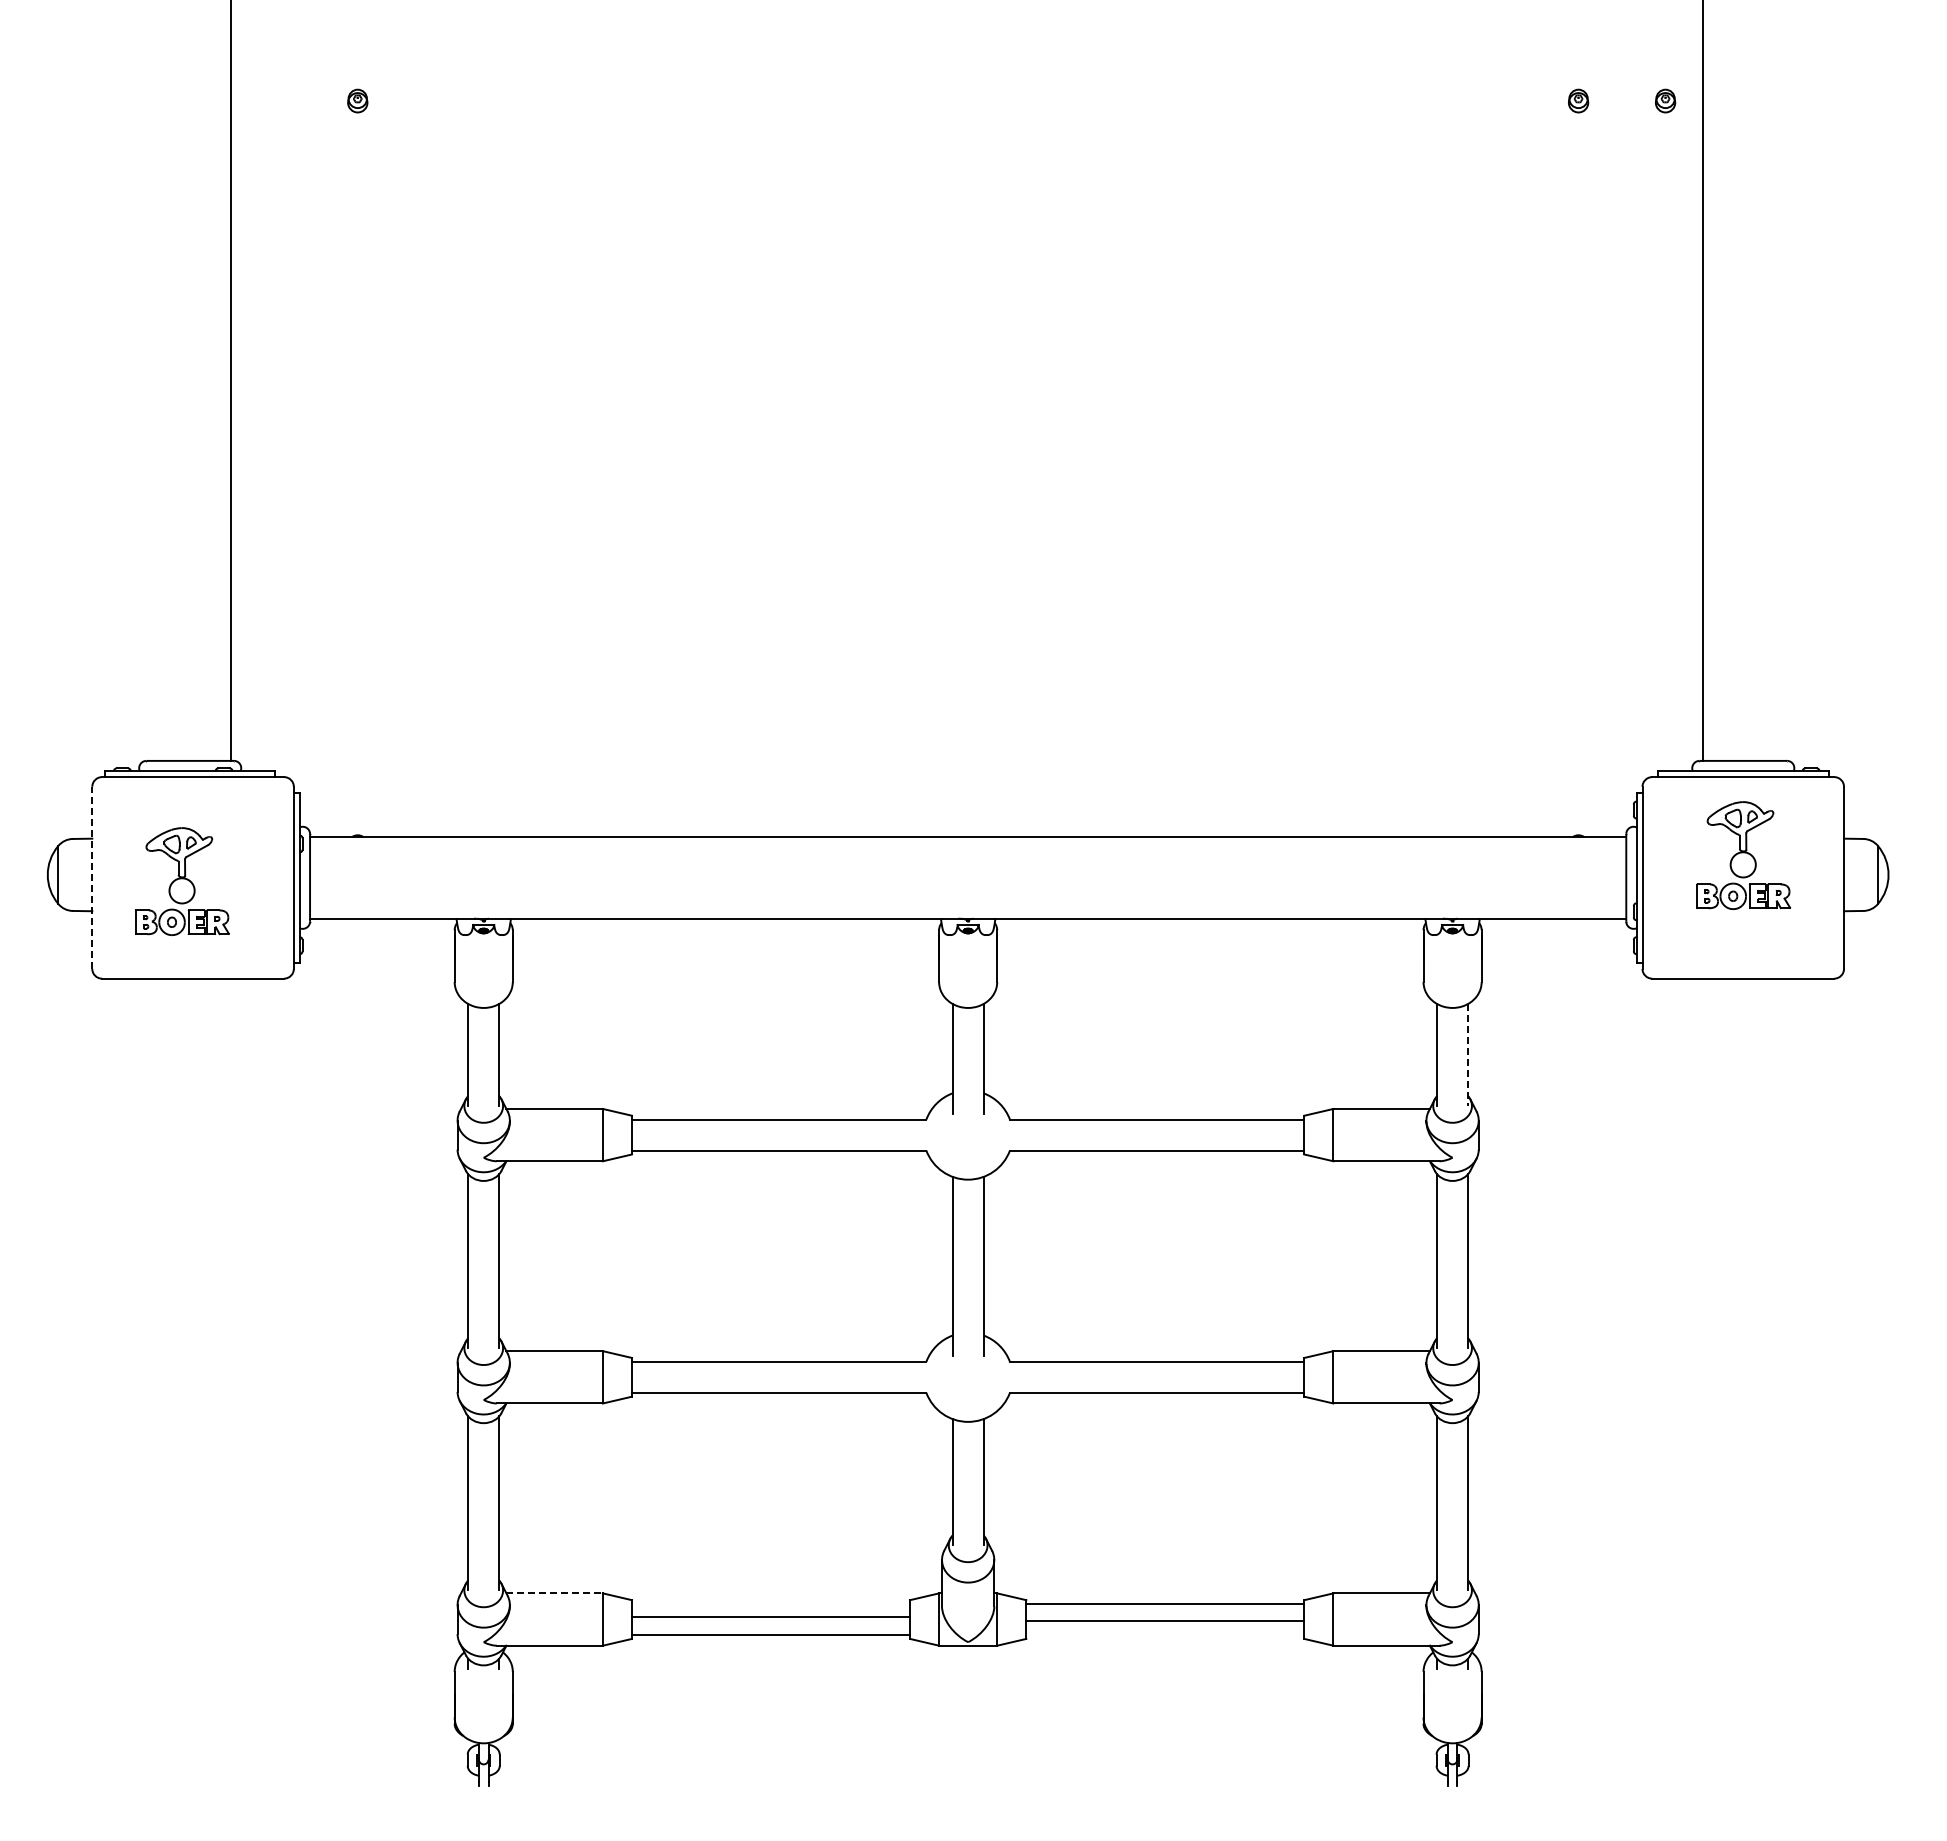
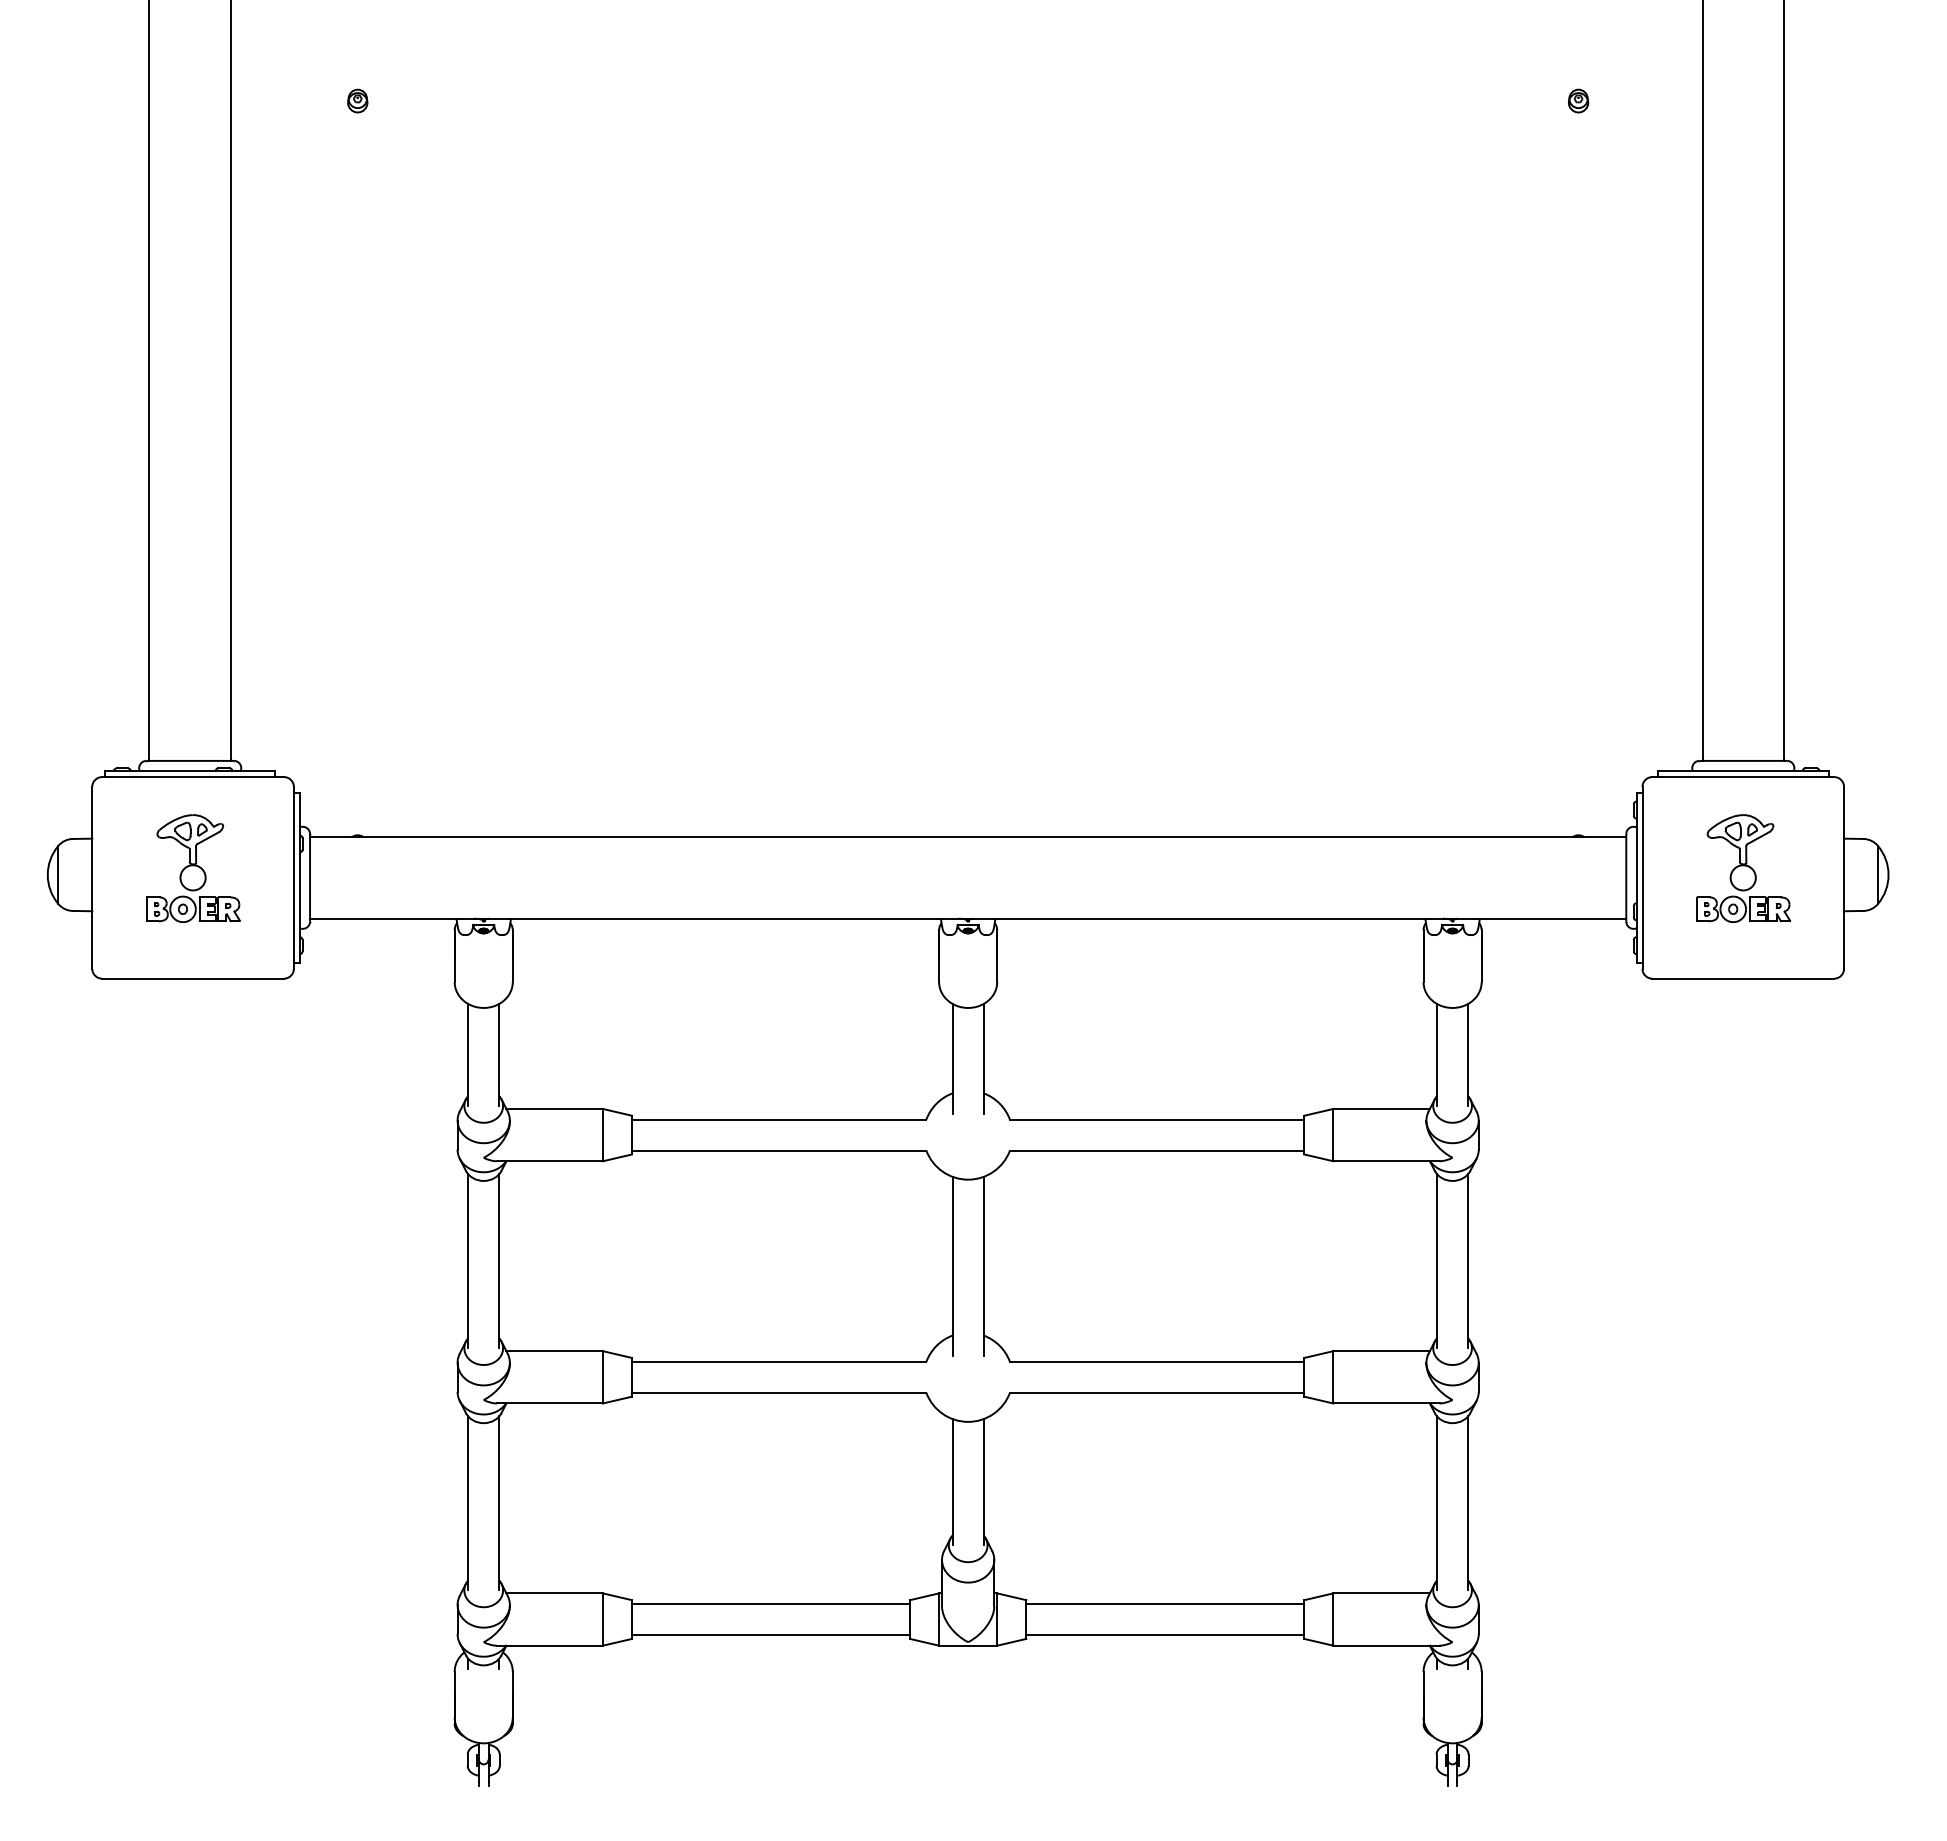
part: present -> none (1665, 100)
line: none -> present (149, 381)
line: none -> present (1783, 381)
part position: (1743, 855) -> (1743, 868) (1743, 868)
line: dashed -> solid (92, 877)
part position: (182, 881) -> (193, 868) (193, 868)
line: dashed -> solid (1468, 1055)
line: dashed -> solid (555, 1593)
line position: (770, 1617) -> (770, 1604) (770, 1604)
line position: (1165, 1621) -> (1165, 1635) (1165, 1635)
